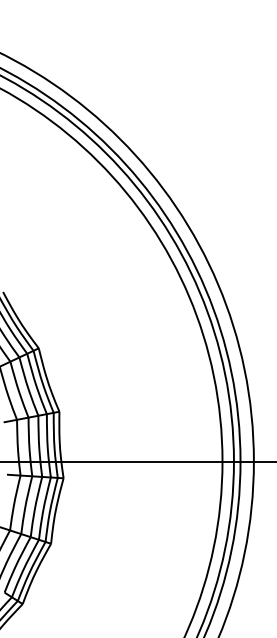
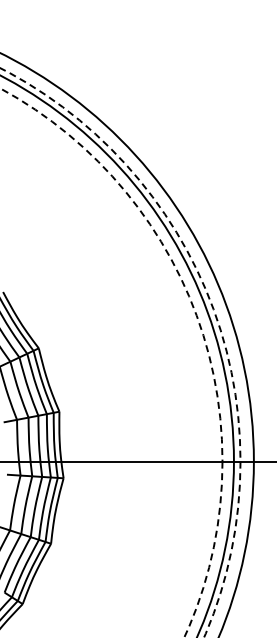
circle: solid -> dashed (120, 352)
circle: solid -> dashed (111, 362)
